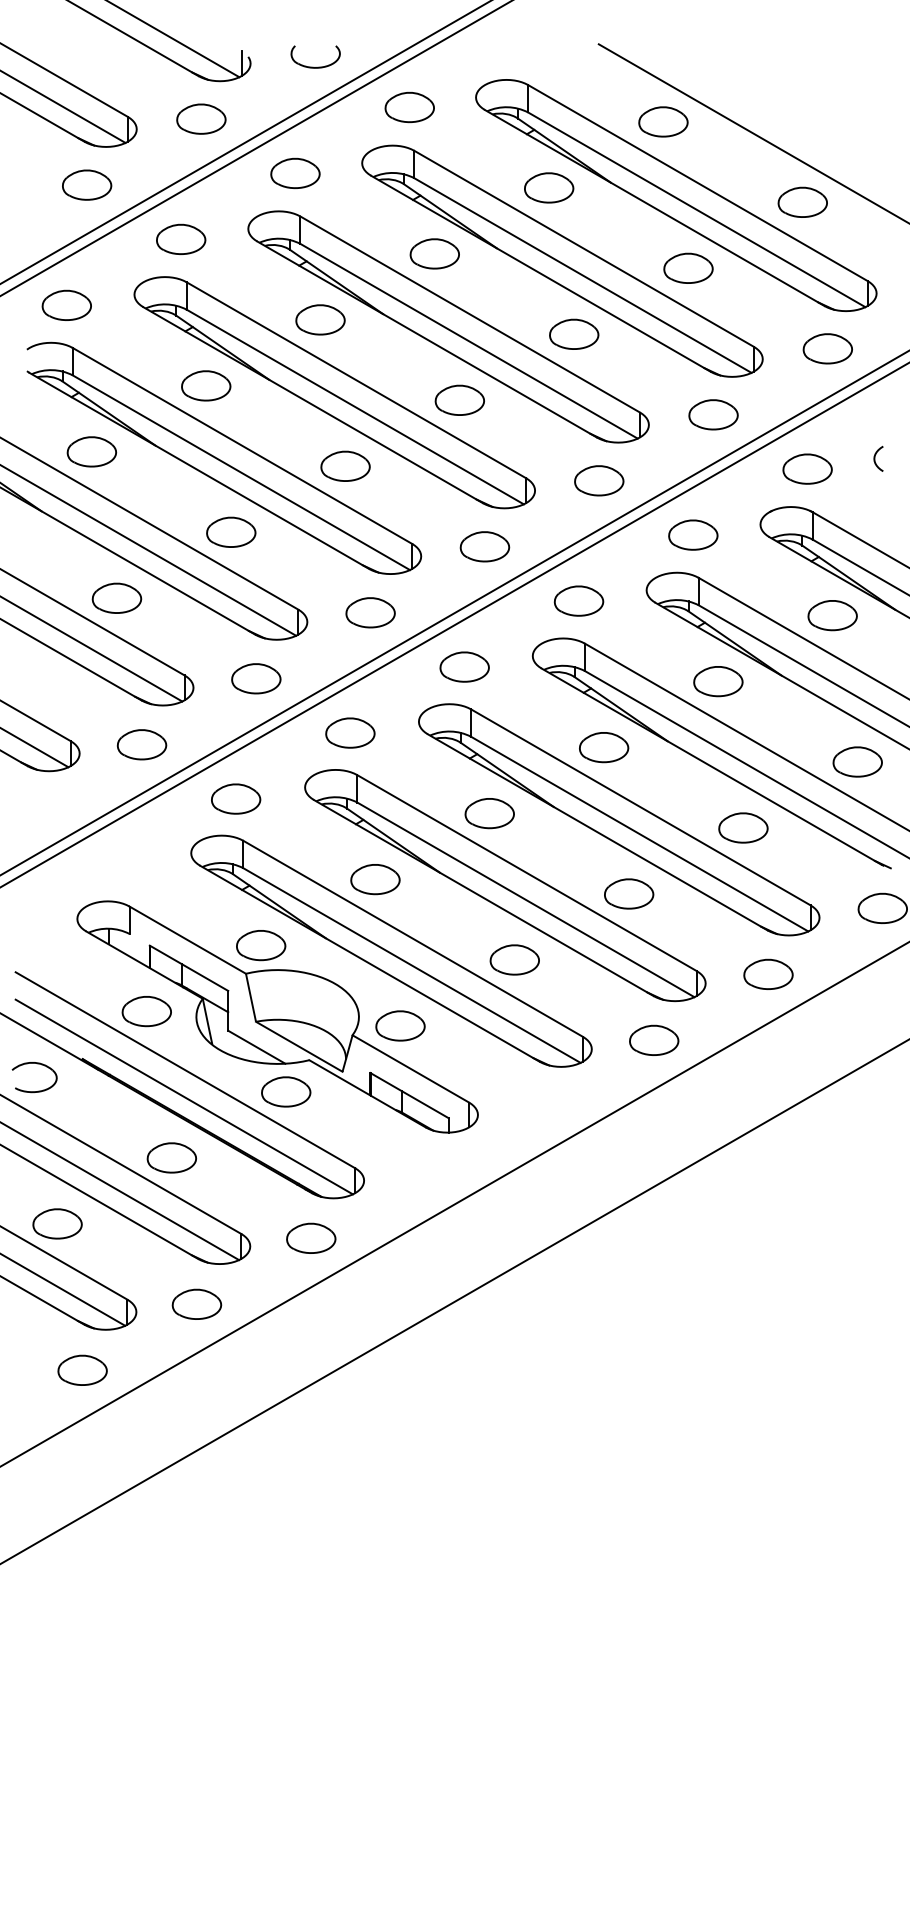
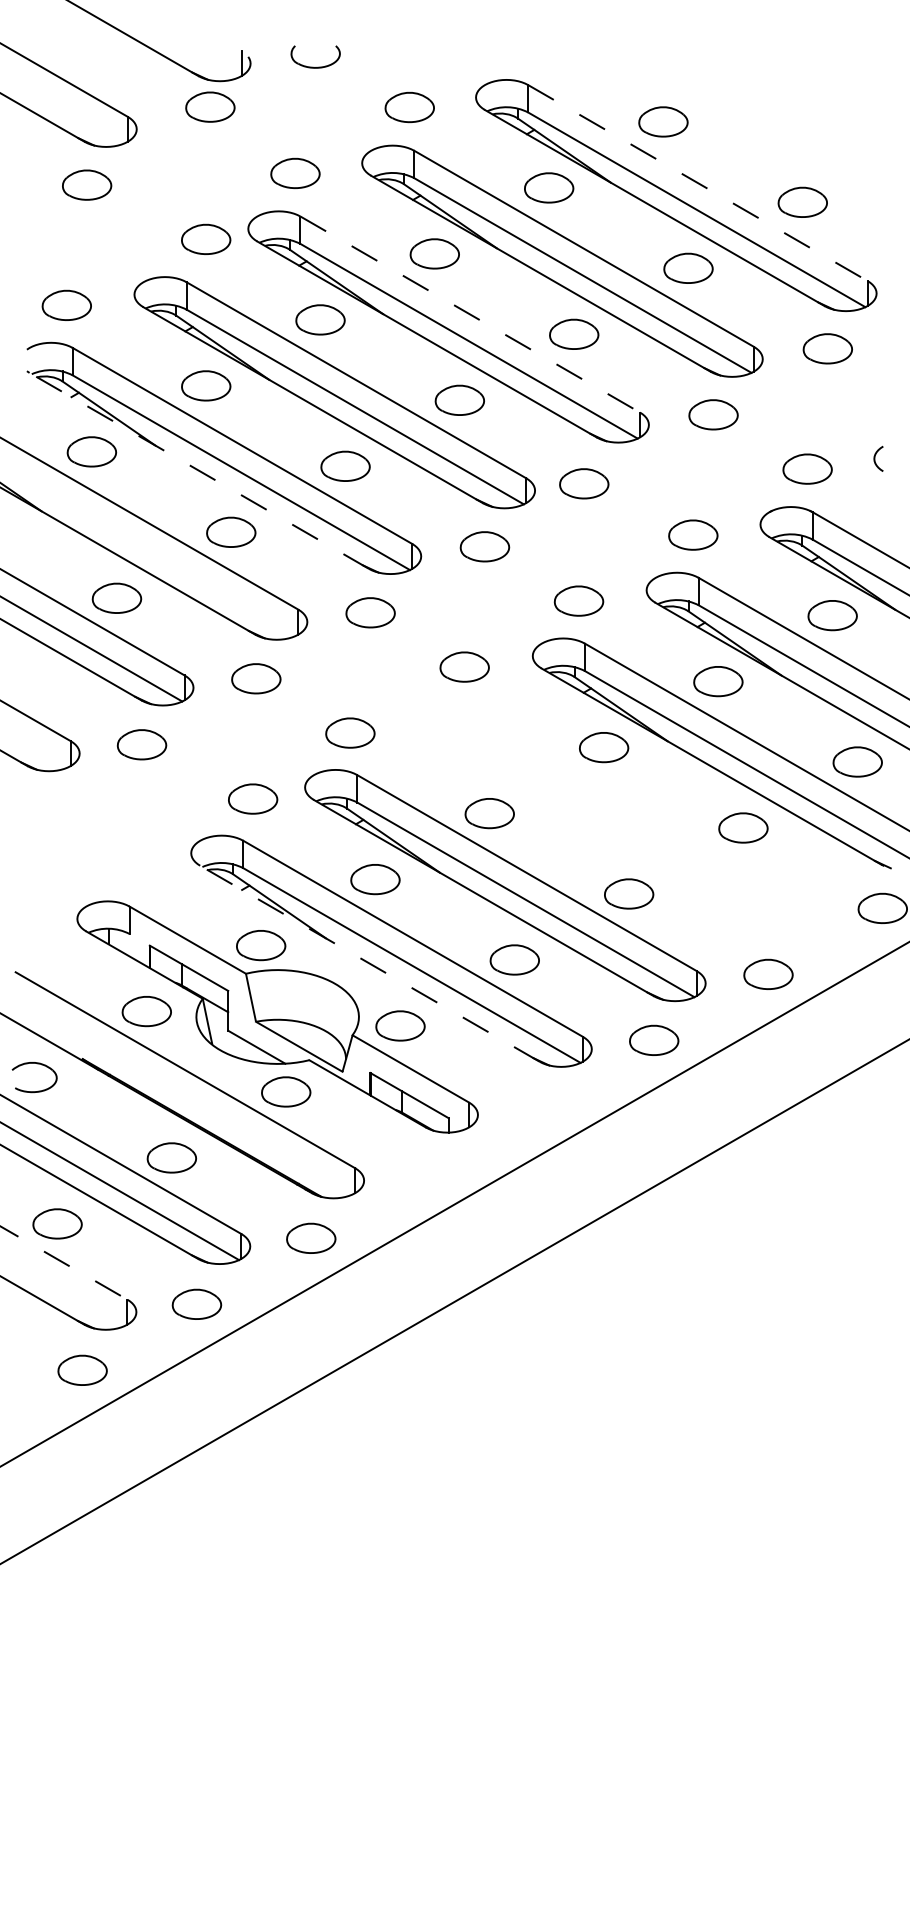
line: present -> none (174, 39)
line: present -> none (63, 106)
part position: (201, 118) -> (210, 106) (210, 106)
line: present -> none (752, 132)
line: present -> none (245, 142)
line: present -> none (255, 148)
line: solid -> dashed (698, 183)
part position: (181, 238) -> (206, 238) (206, 238)
line: solid -> dashed (470, 314)
line: solid -> dashed (198, 470)
part position: (599, 480) -> (584, 483) (584, 483)
line: present -> none (149, 550)
line: present -> none (454, 613)
line: present -> none (454, 625)
line: present -> none (35, 748)
part position: (236, 798) -> (253, 798) (253, 798)
part: present -> none (619, 819)
line: solid -> dashed (369, 963)
line: present -> none (183, 1096)
line: solid -> dashed (64, 1263)
line: present -> none (63, 1289)
